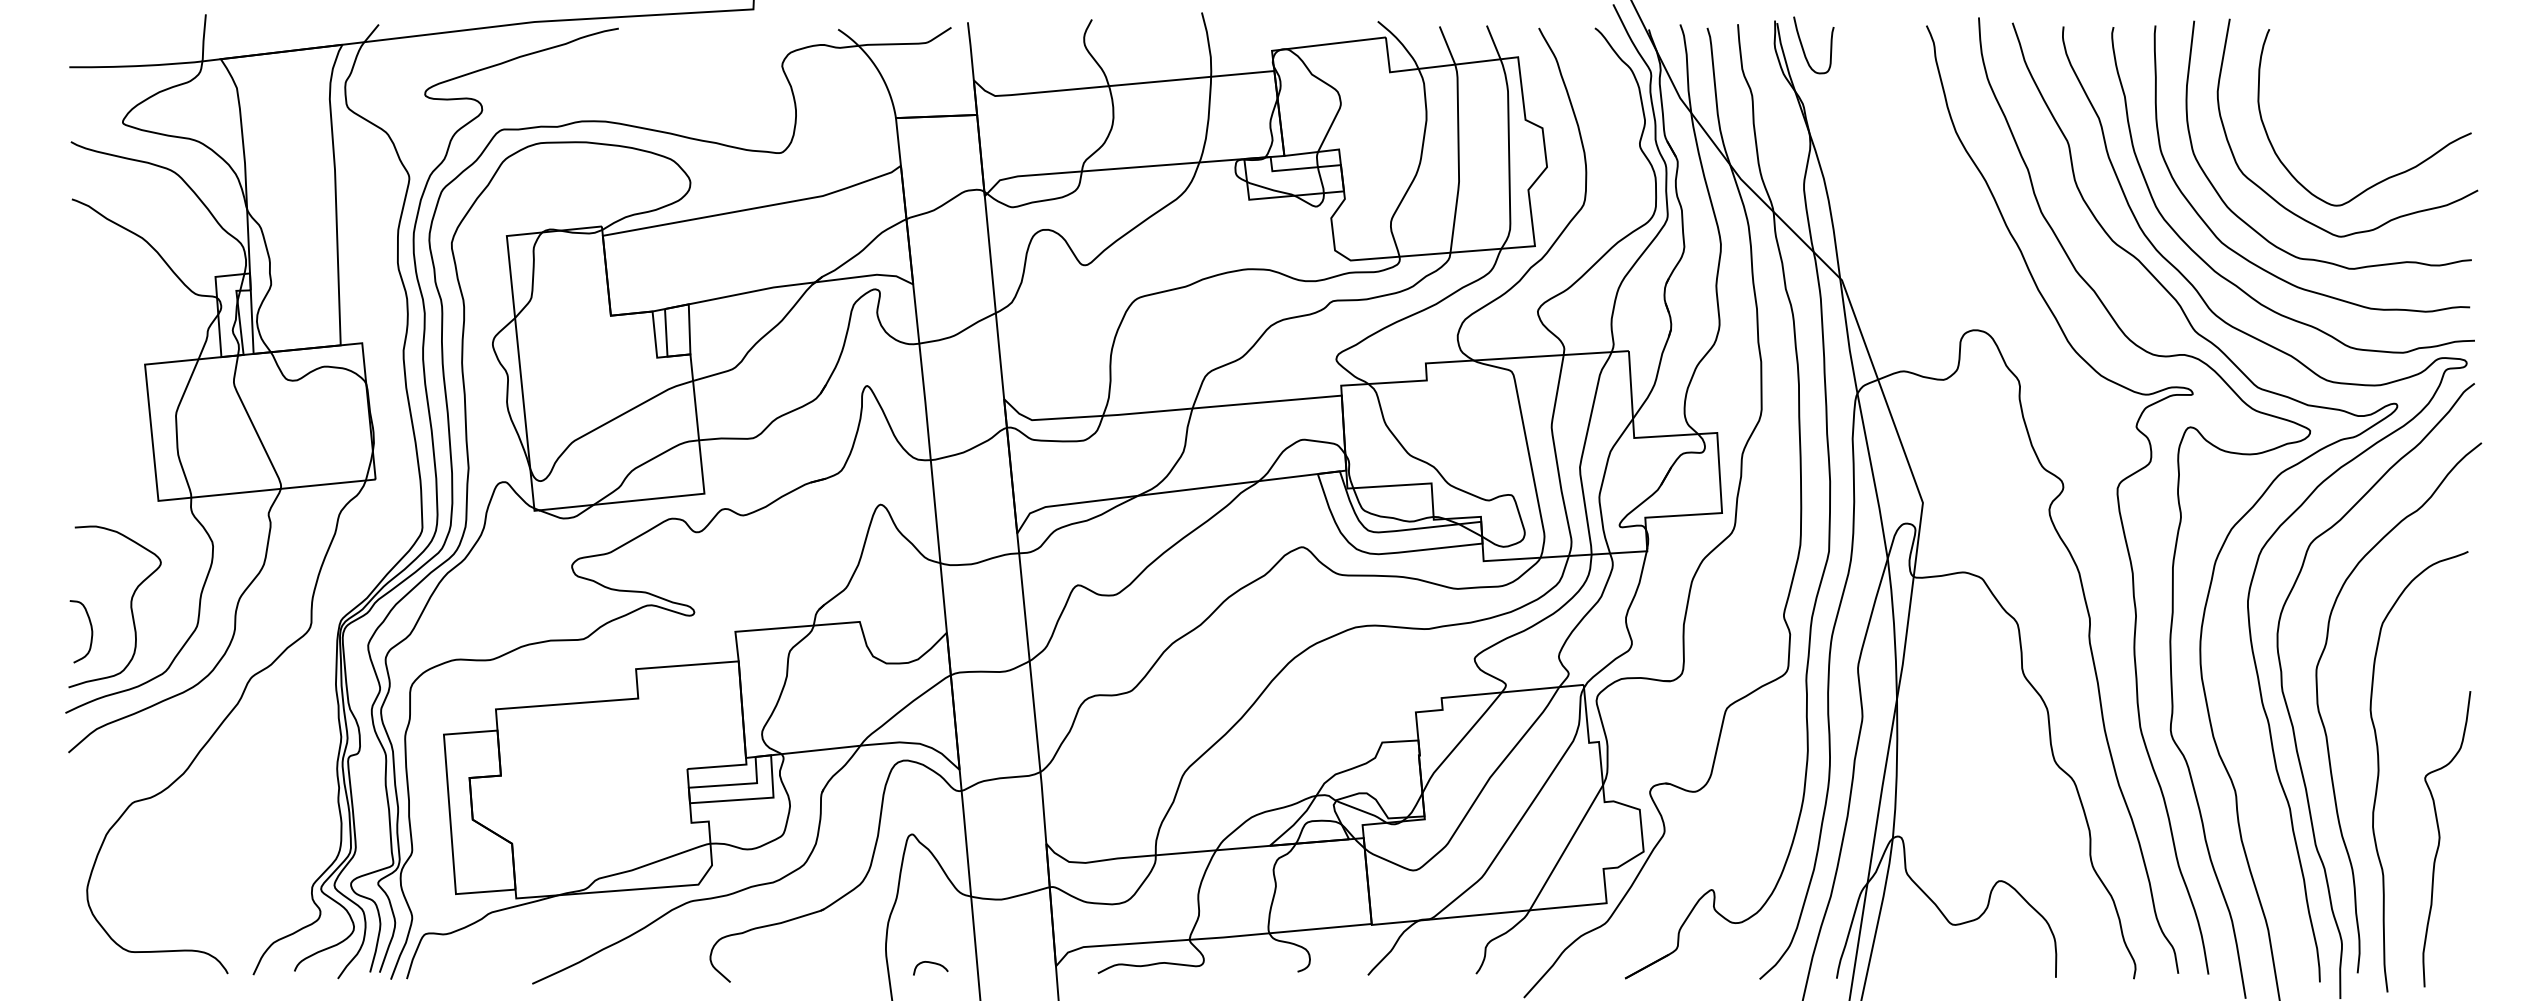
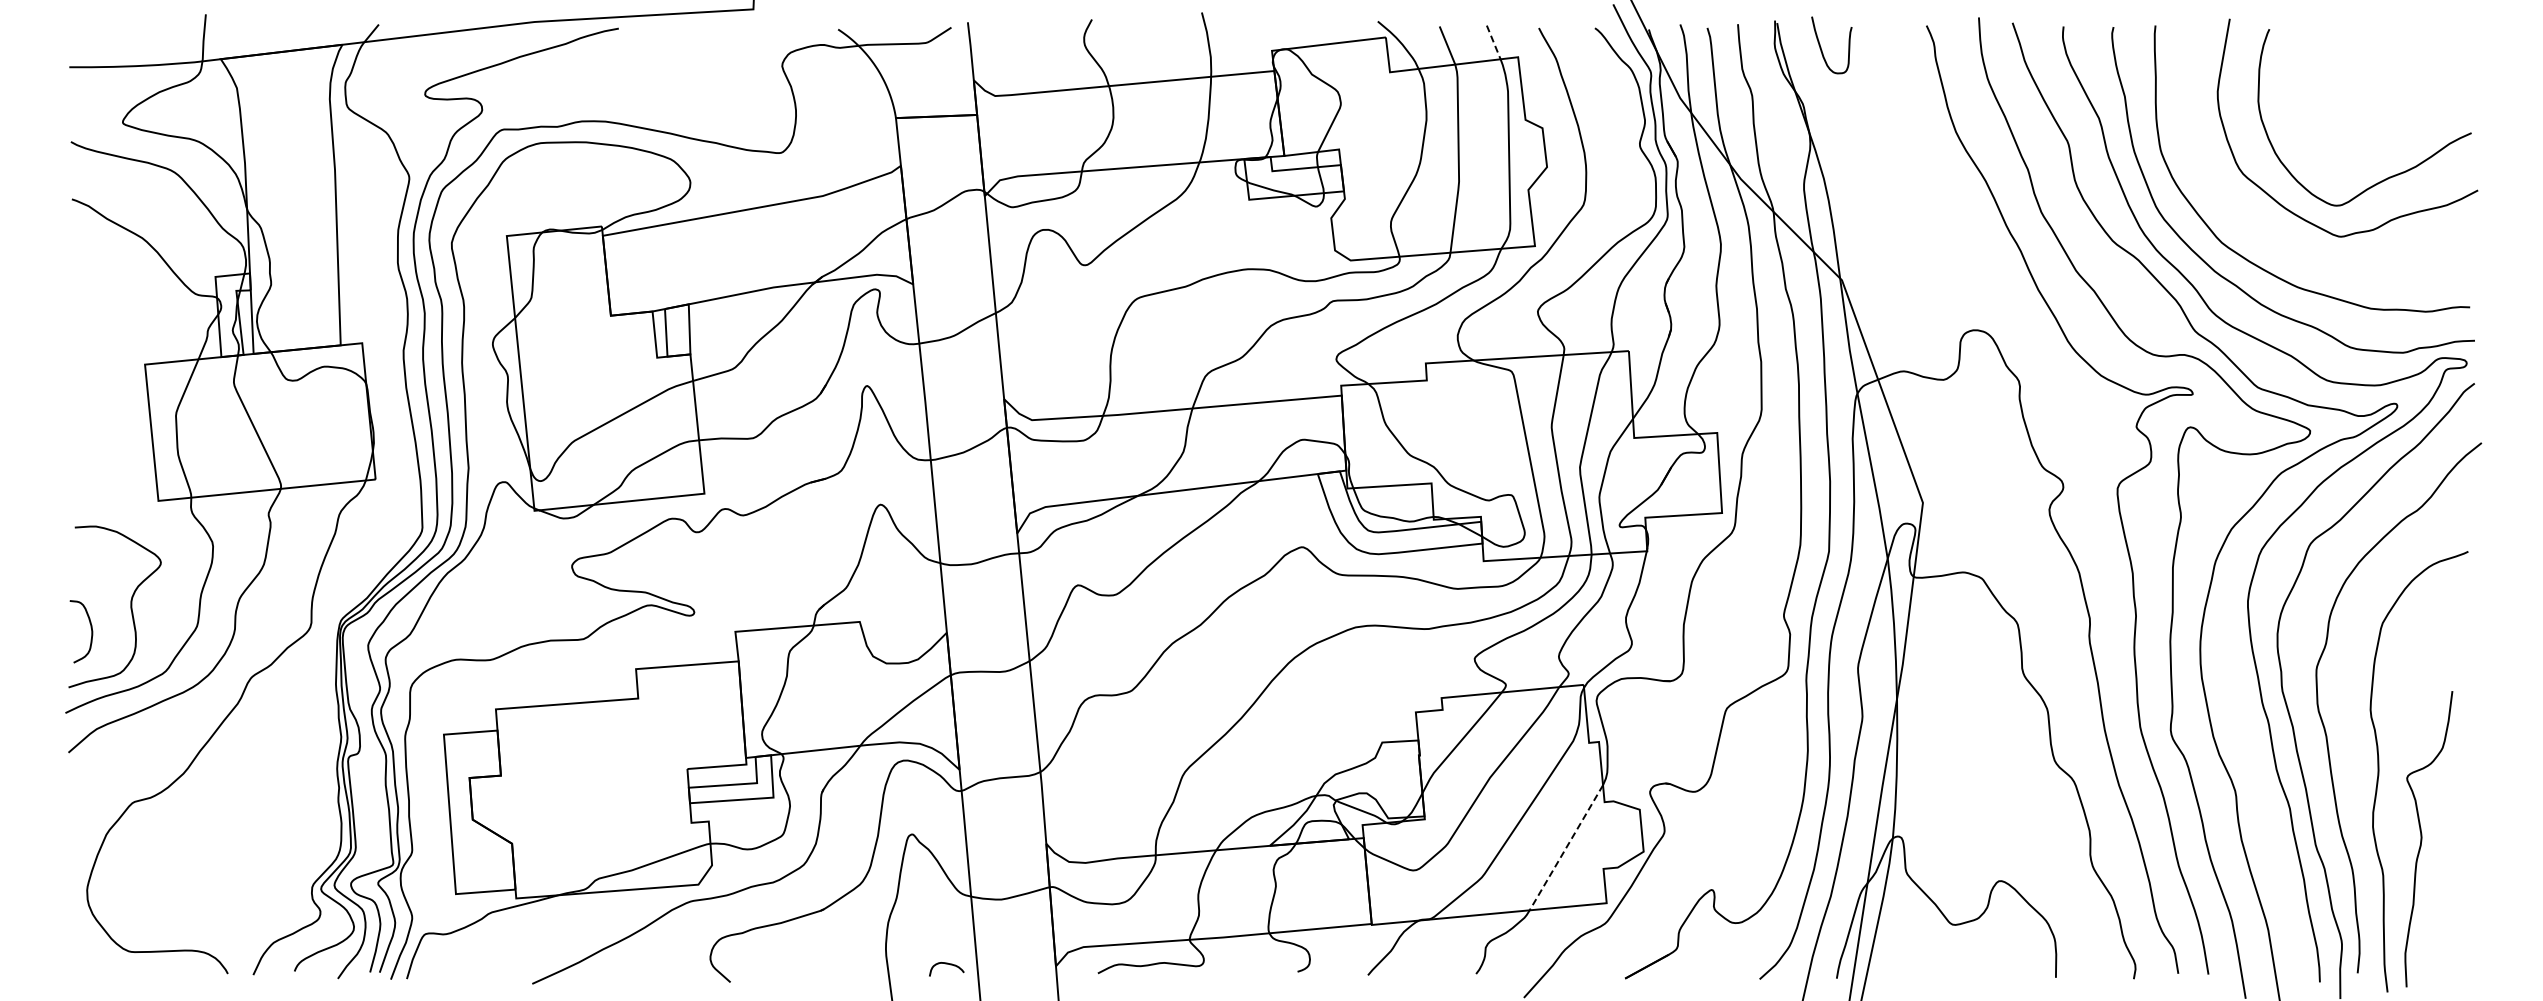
line: solid -> dashed (1493, 42)
curve position: (1803, 47) -> (1821, 47) (1821, 47)
curve: present -> none (2260, 233)
curve position: (2440, 839) -> (2422, 839) (2422, 839)
line: solid -> dashed (1566, 847)
curve position: (930, 963) -> (946, 964) (946, 964)
